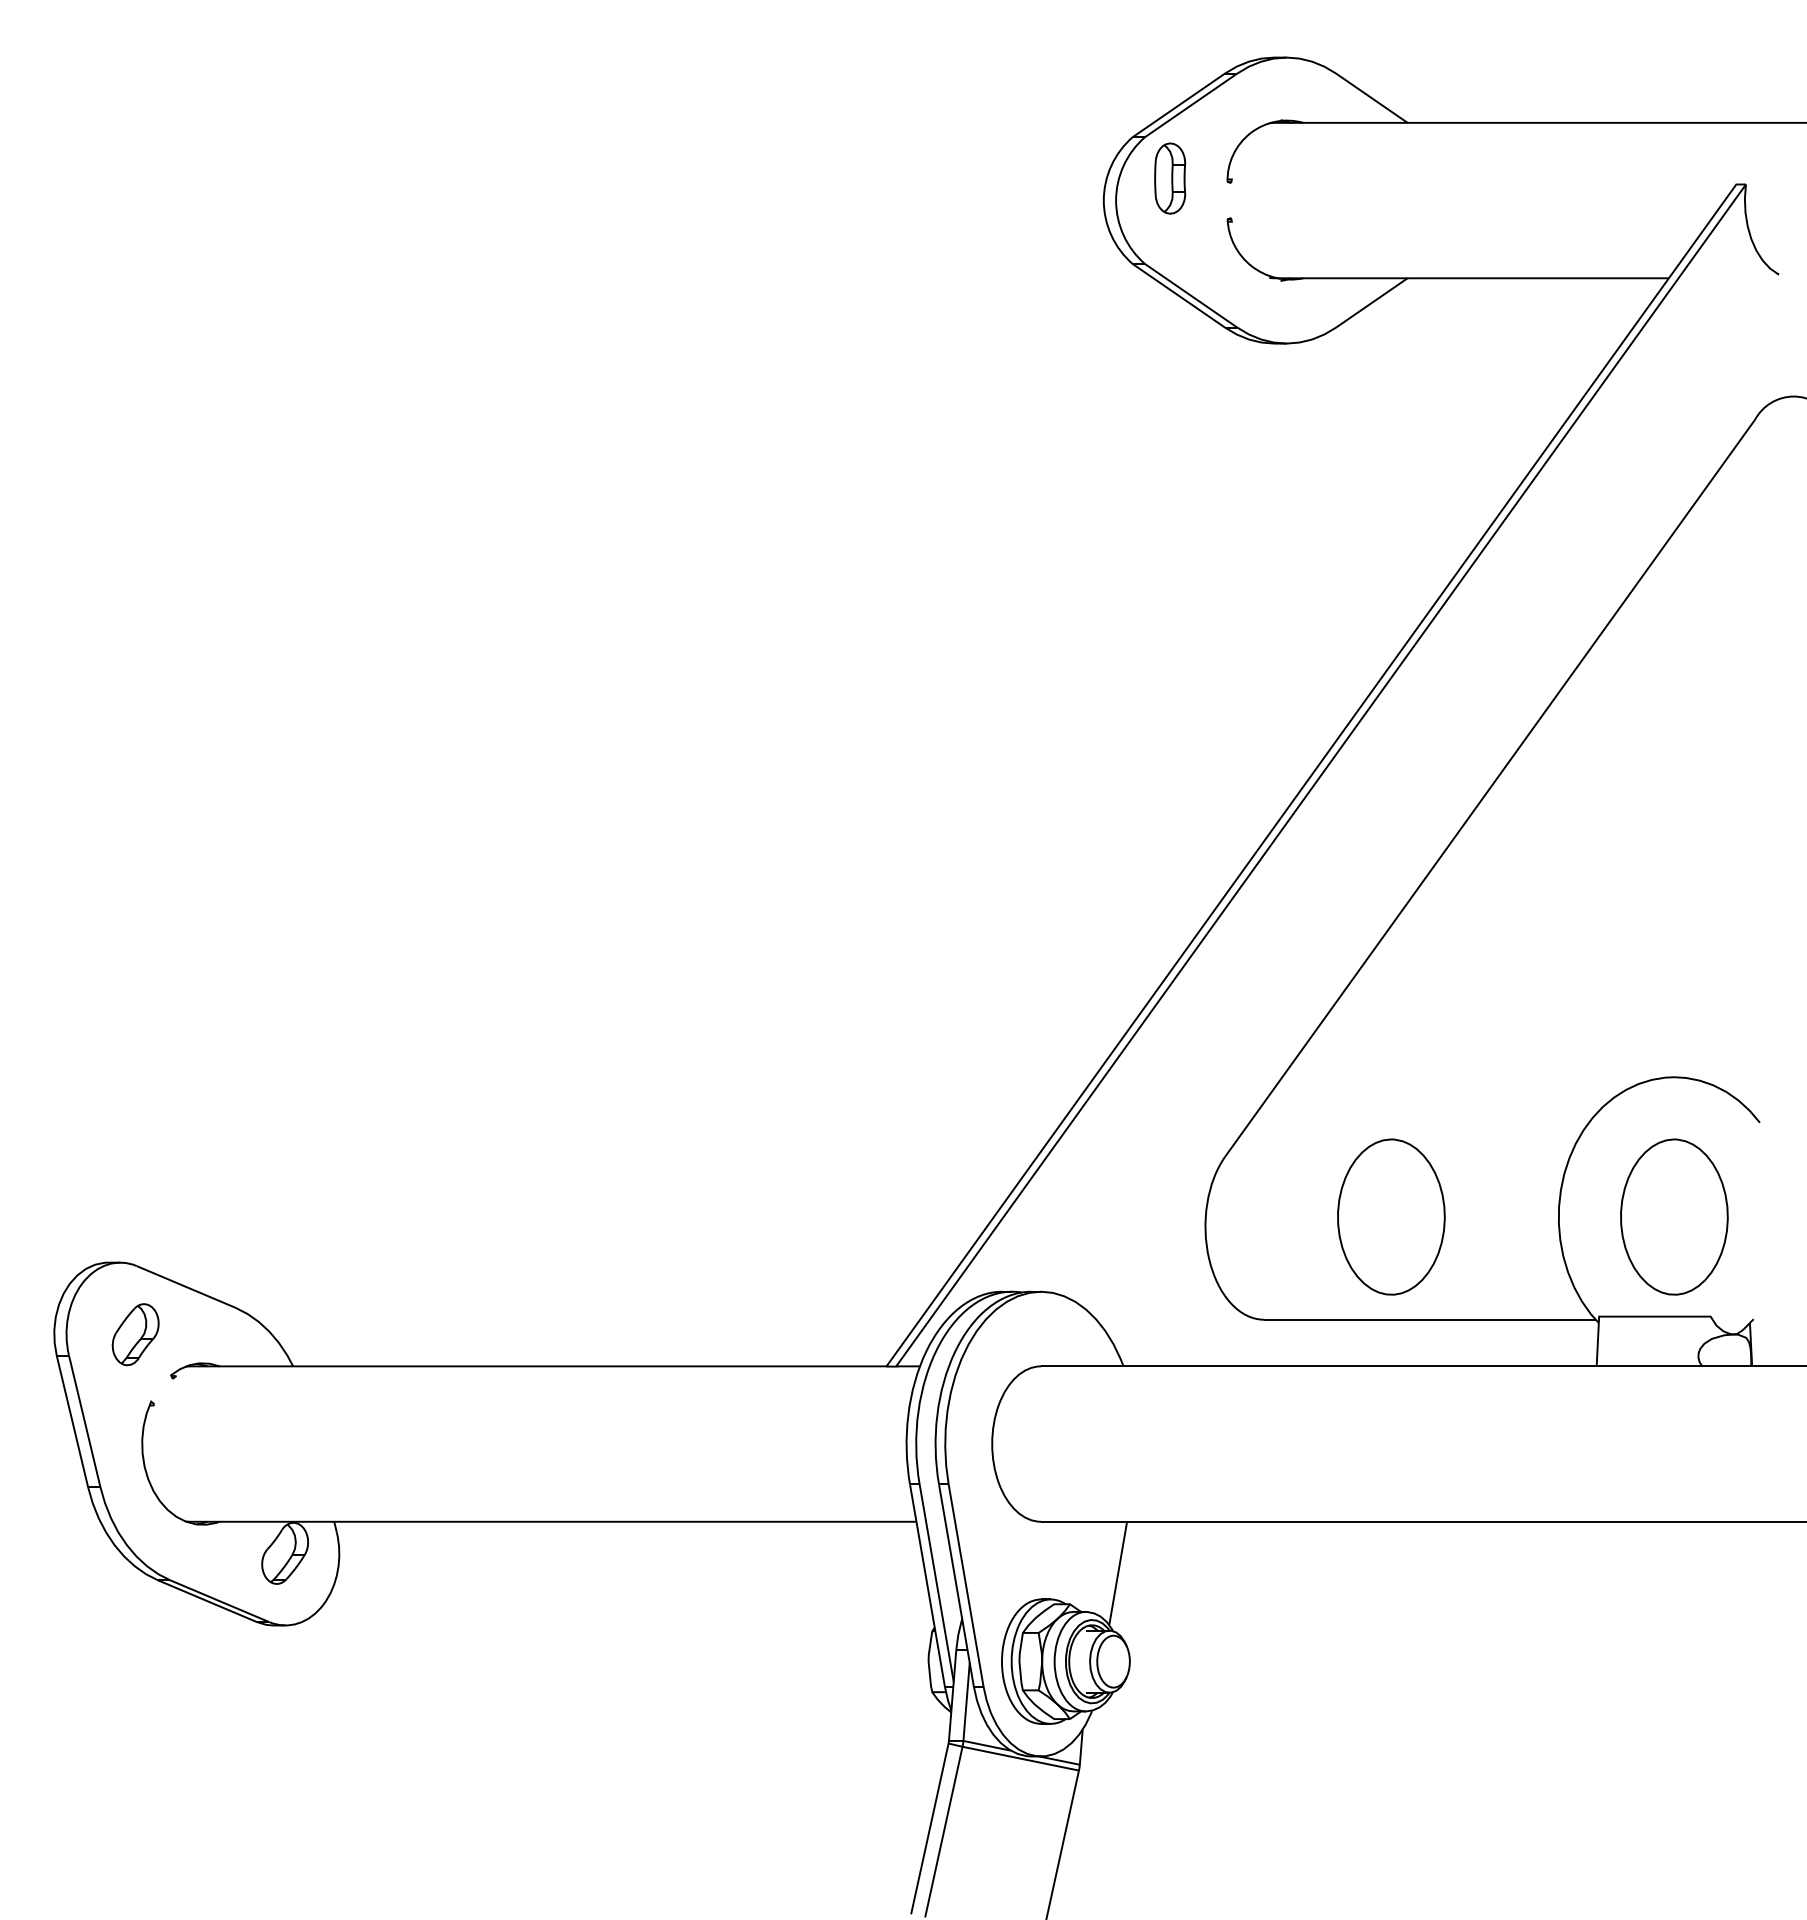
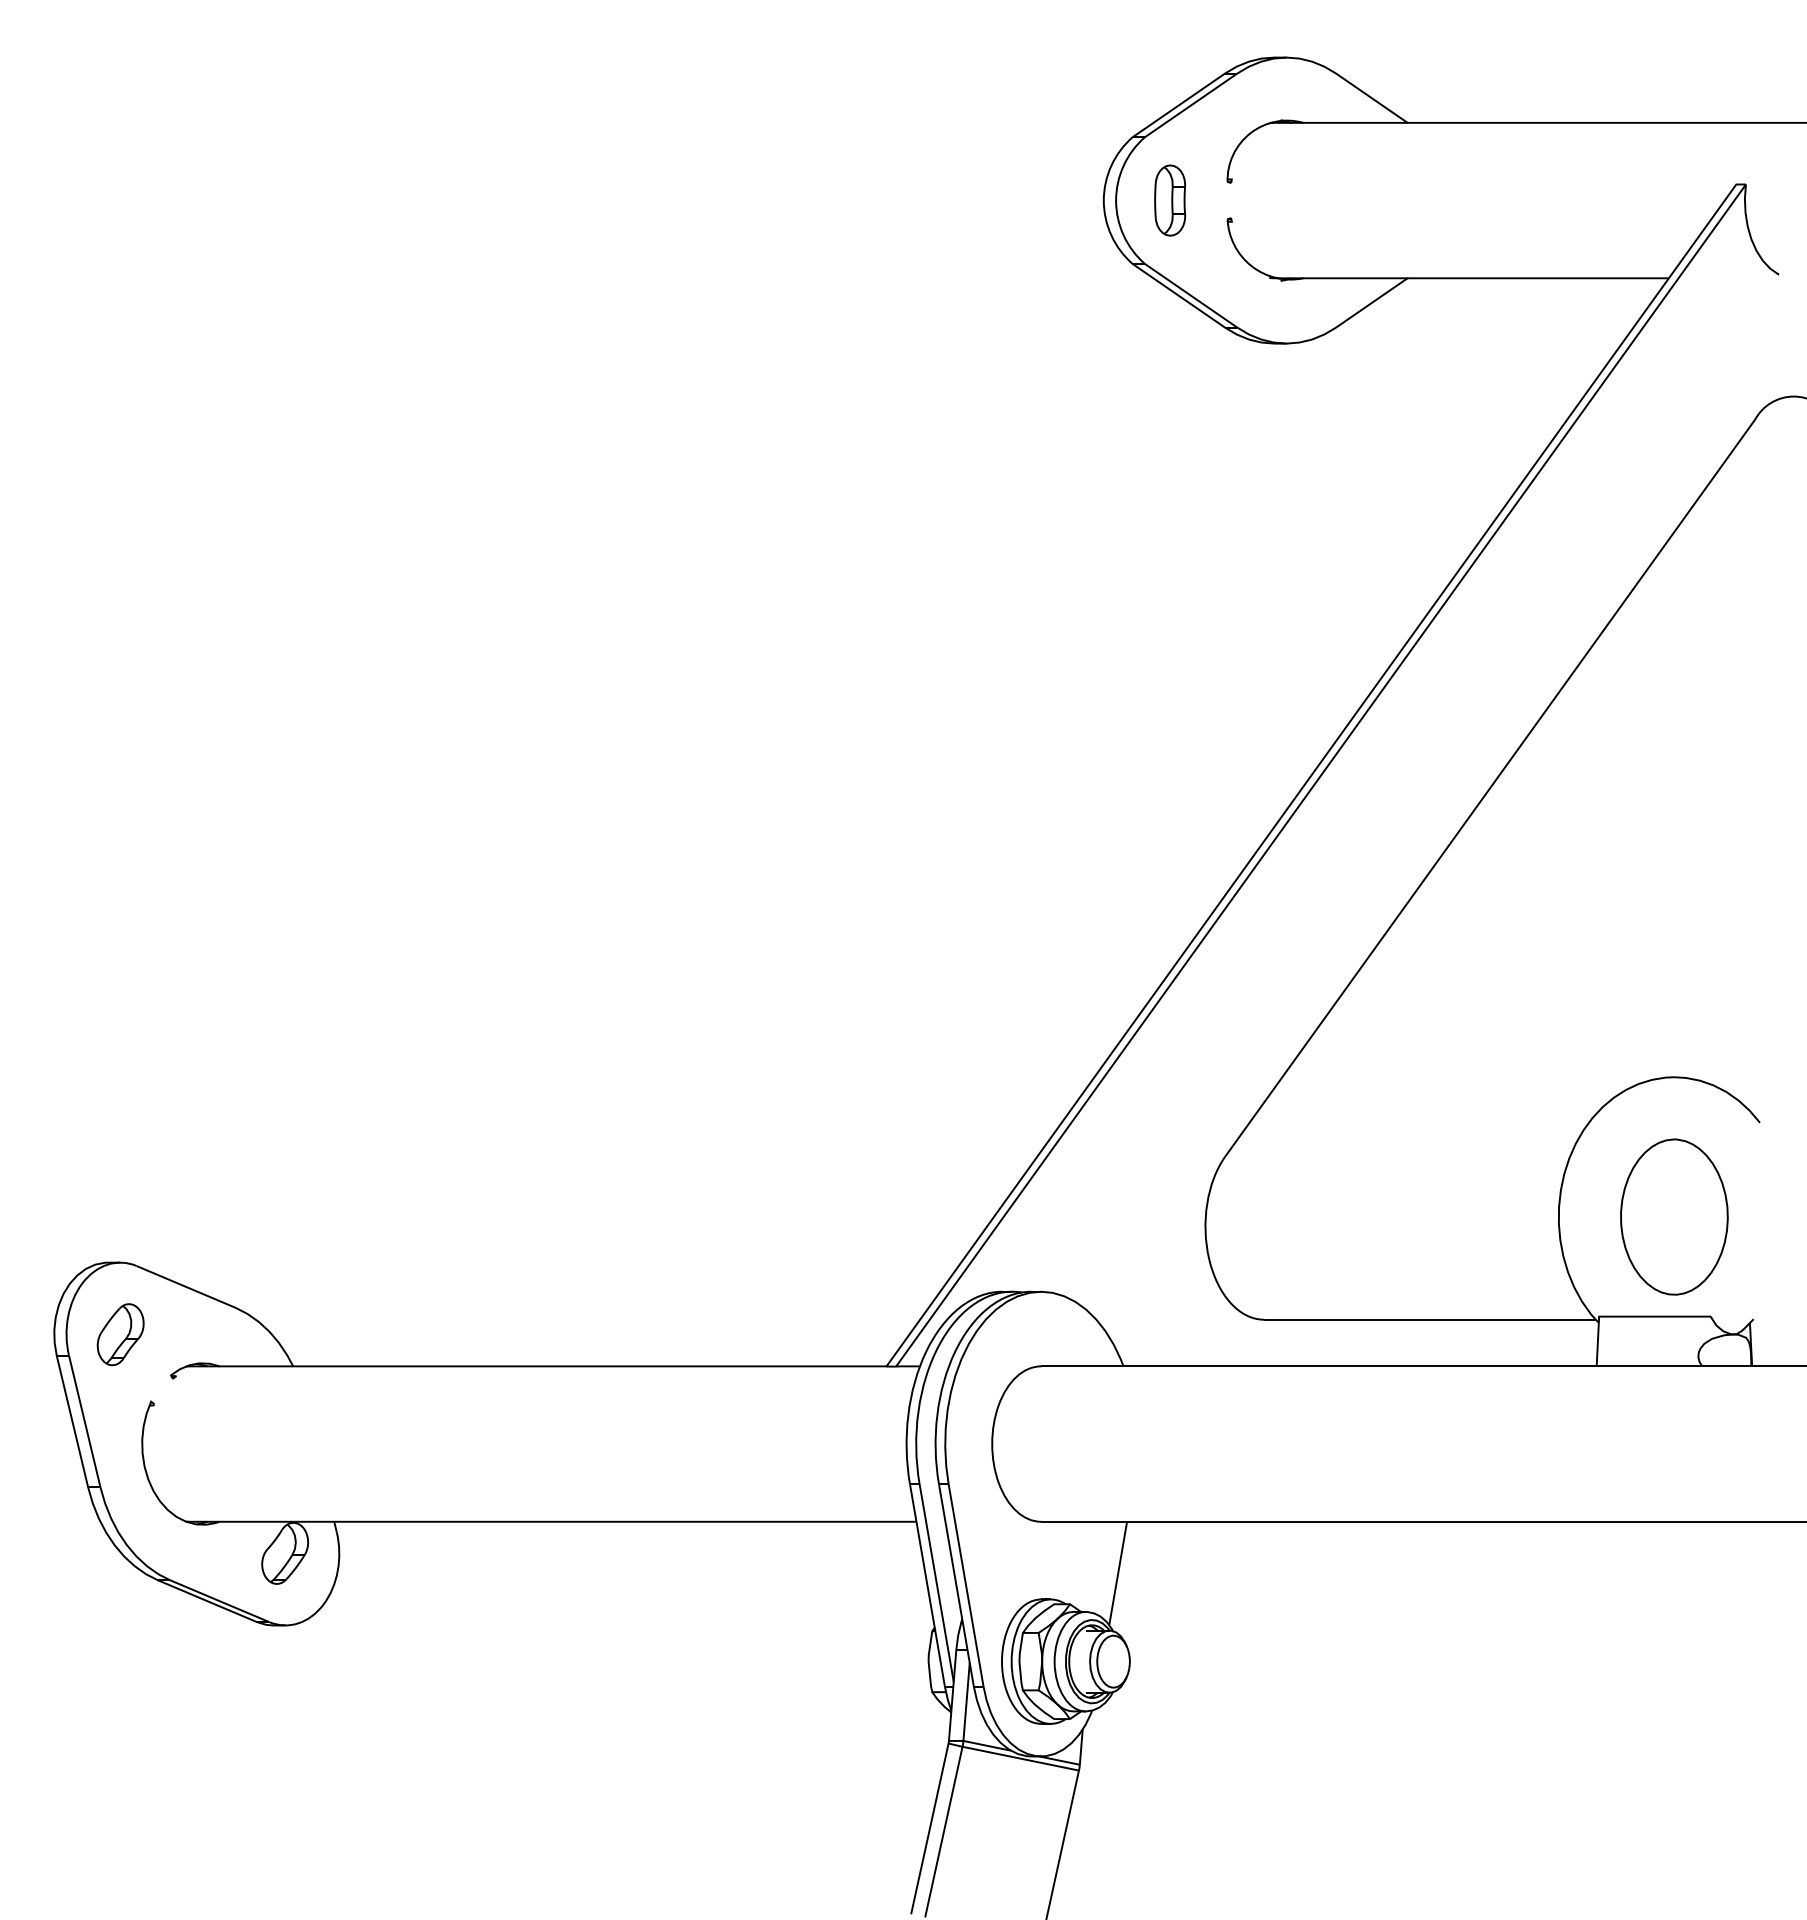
part position: (1170, 178) -> (1170, 200) (1170, 200)
part: present -> none (1391, 1216)
part position: (135, 1334) -> (120, 1334) (120, 1334)
